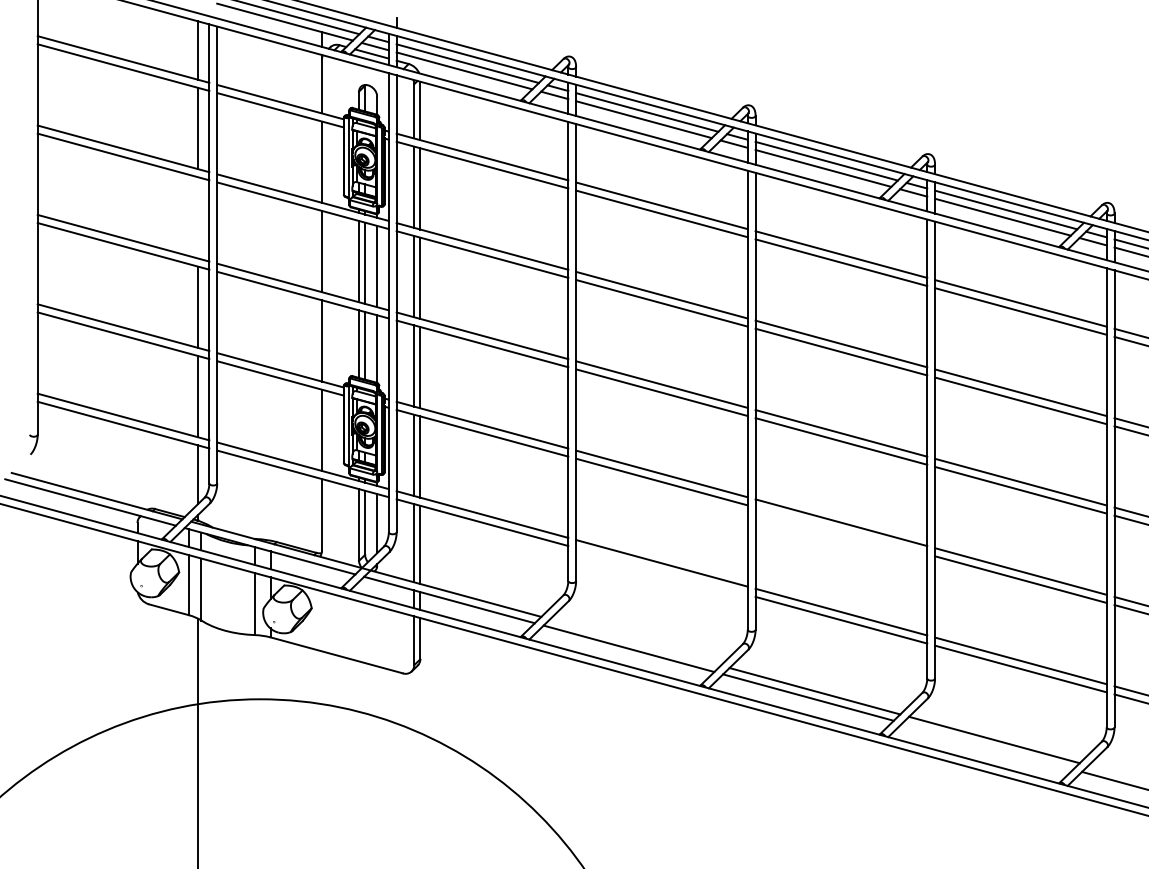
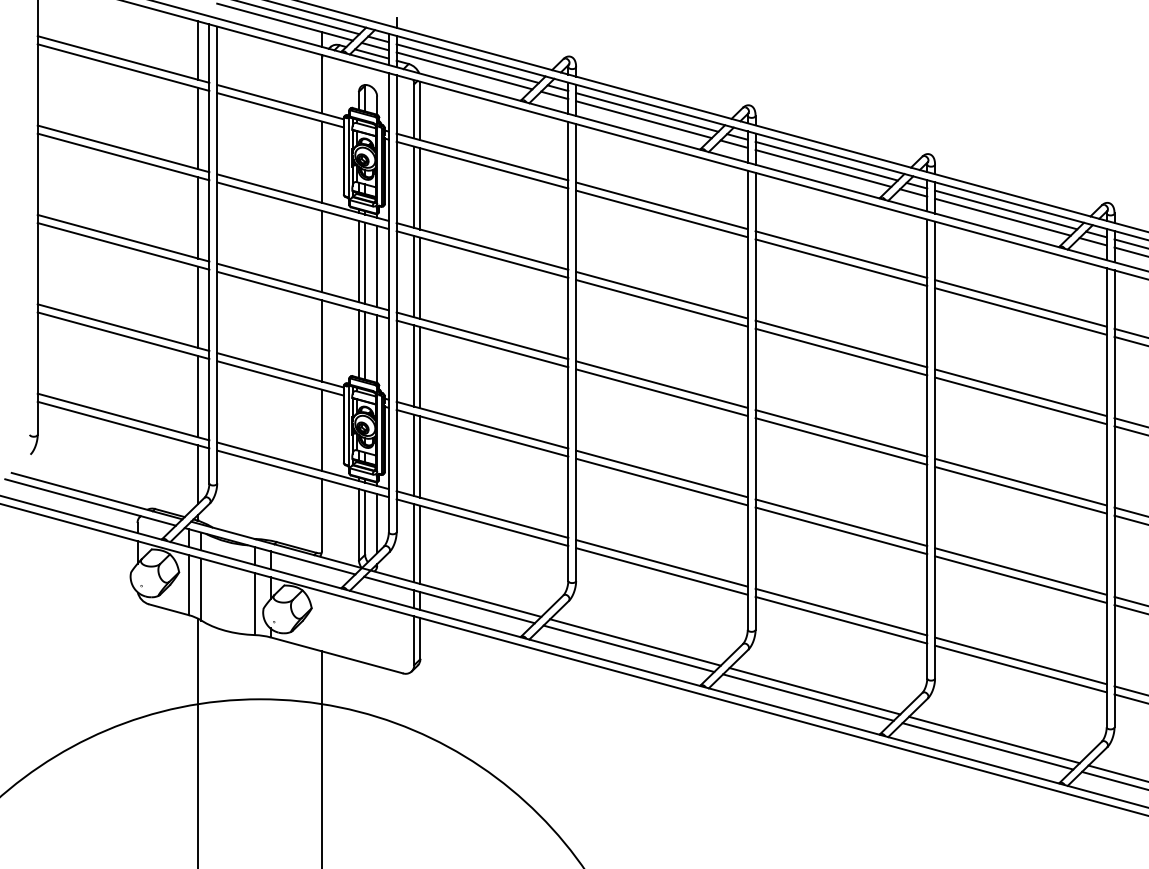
line: none -> present (198, 217)
line: none -> present (841, 530)
line: none -> present (661, 571)
line: none -> present (635, 642)
line: none -> present (987, 746)
line: none -> present (322, 758)
line: none -> present (1116, 773)
